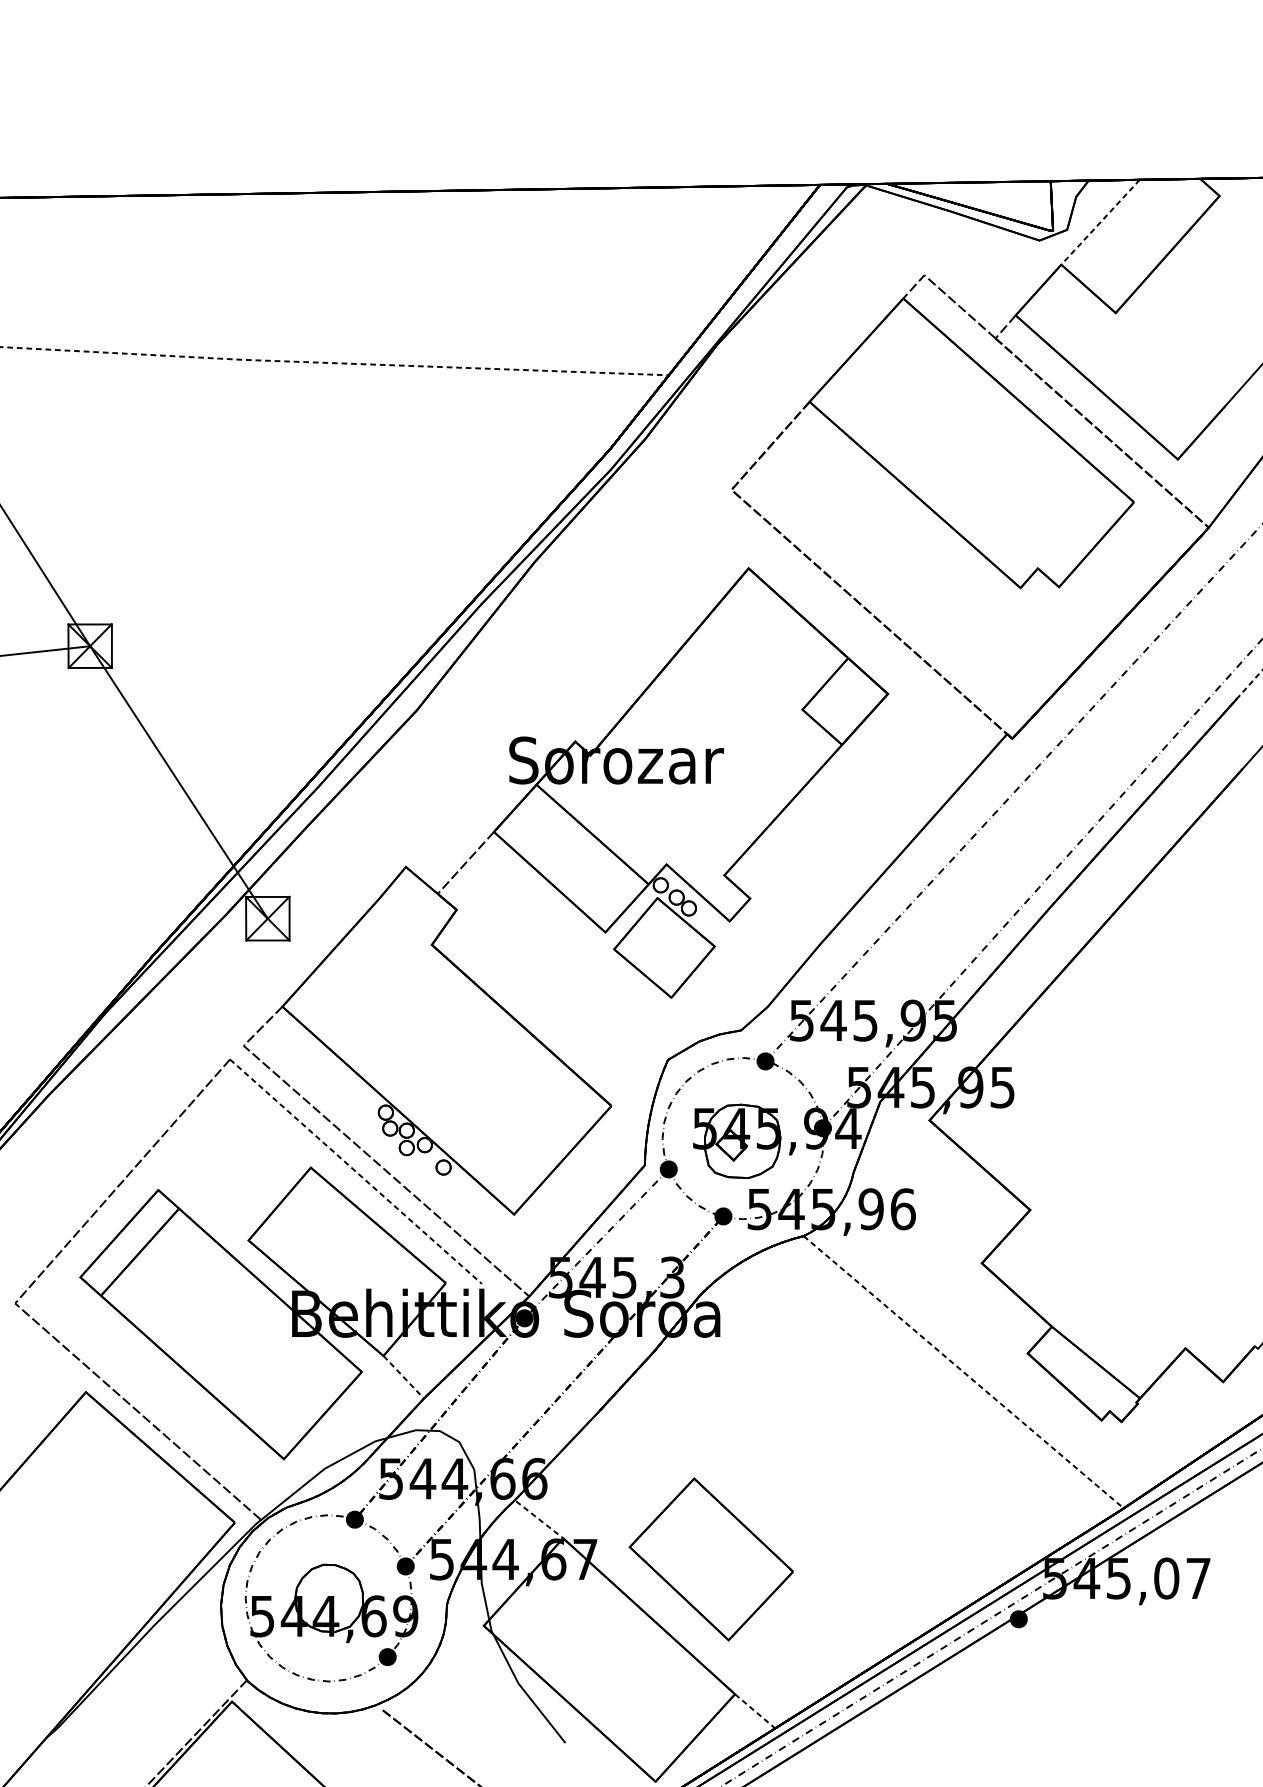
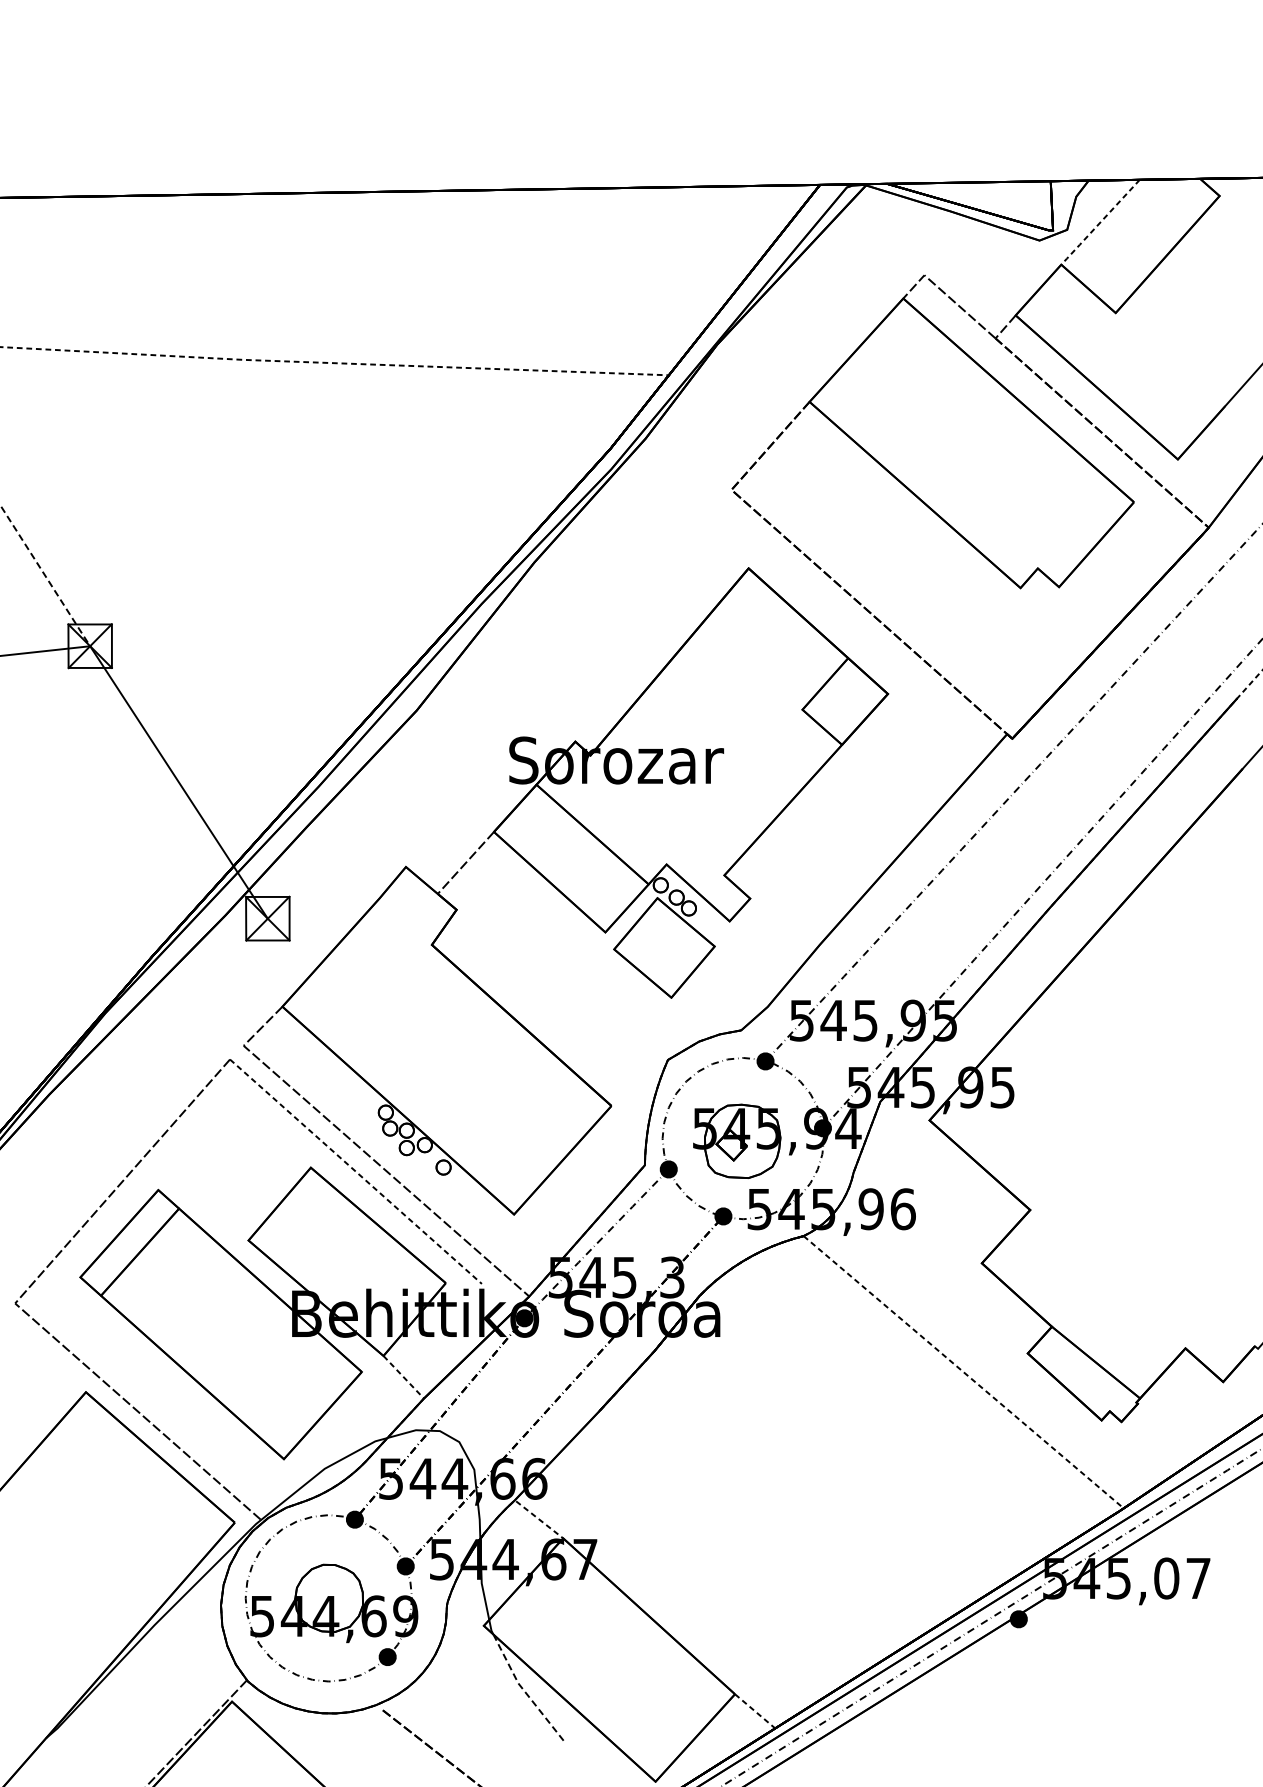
line: solid -> dashed (45, 576)
part: present -> none (710, 1559)
line: solid -> dashed (524, 1691)
